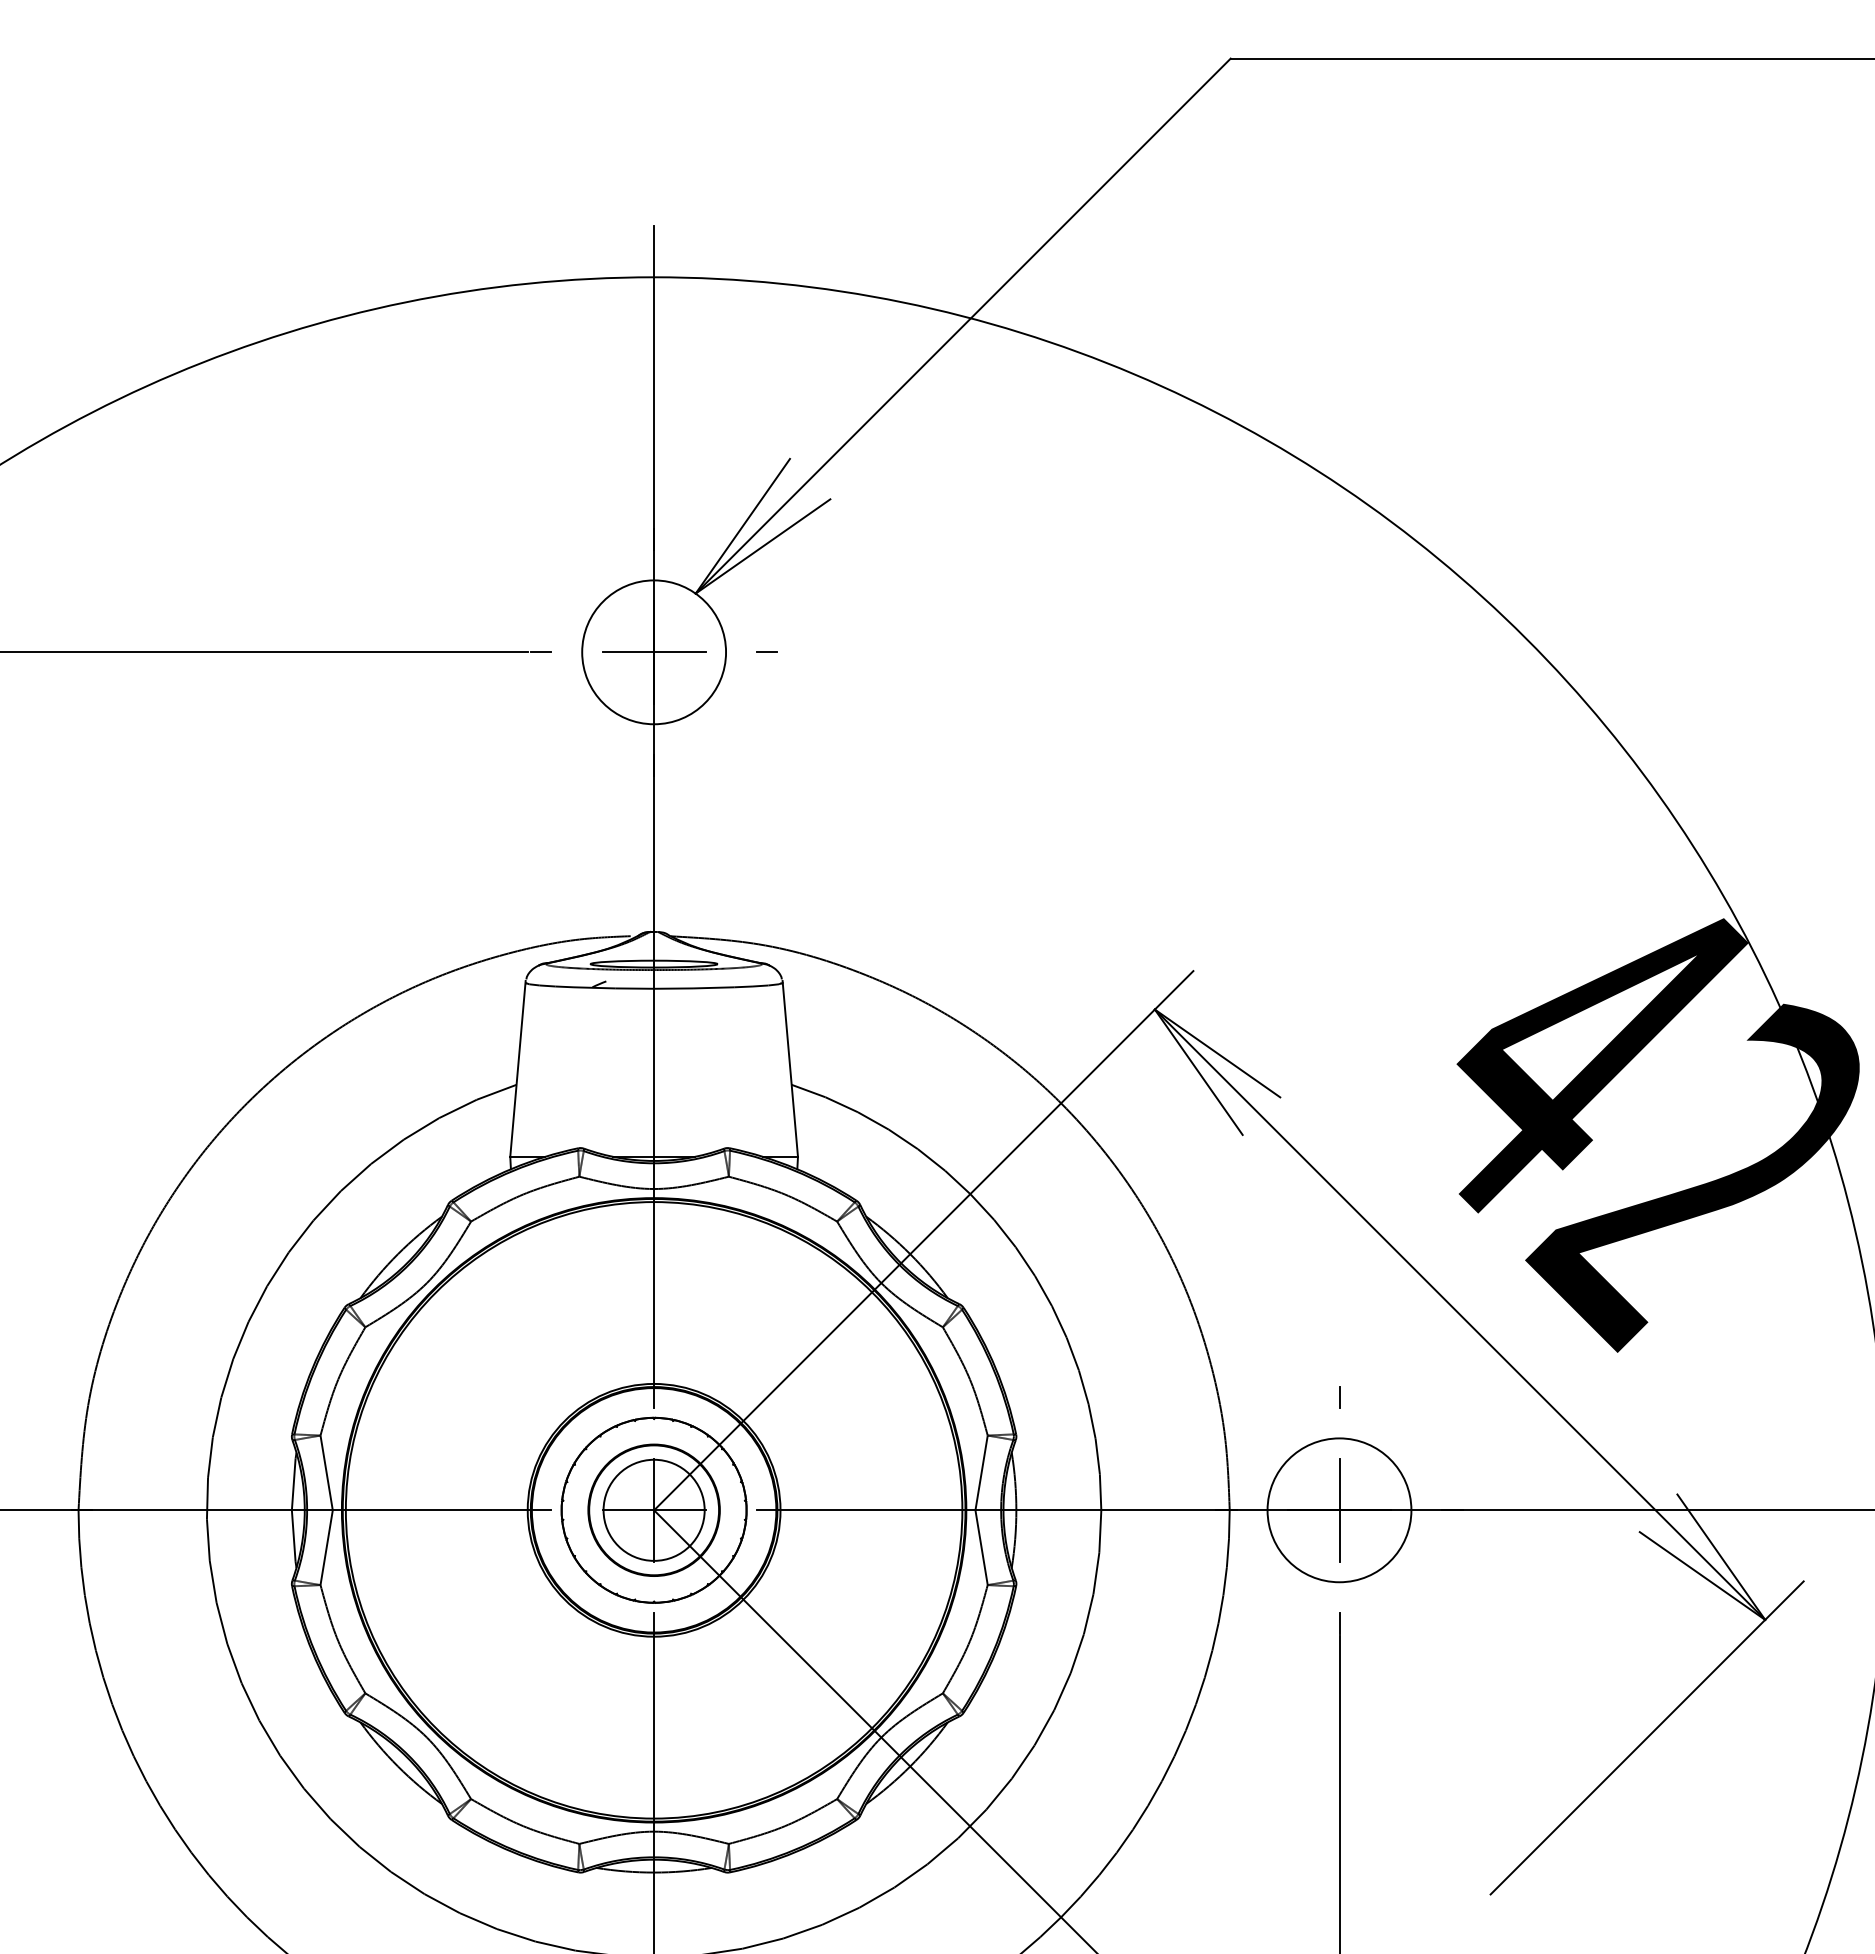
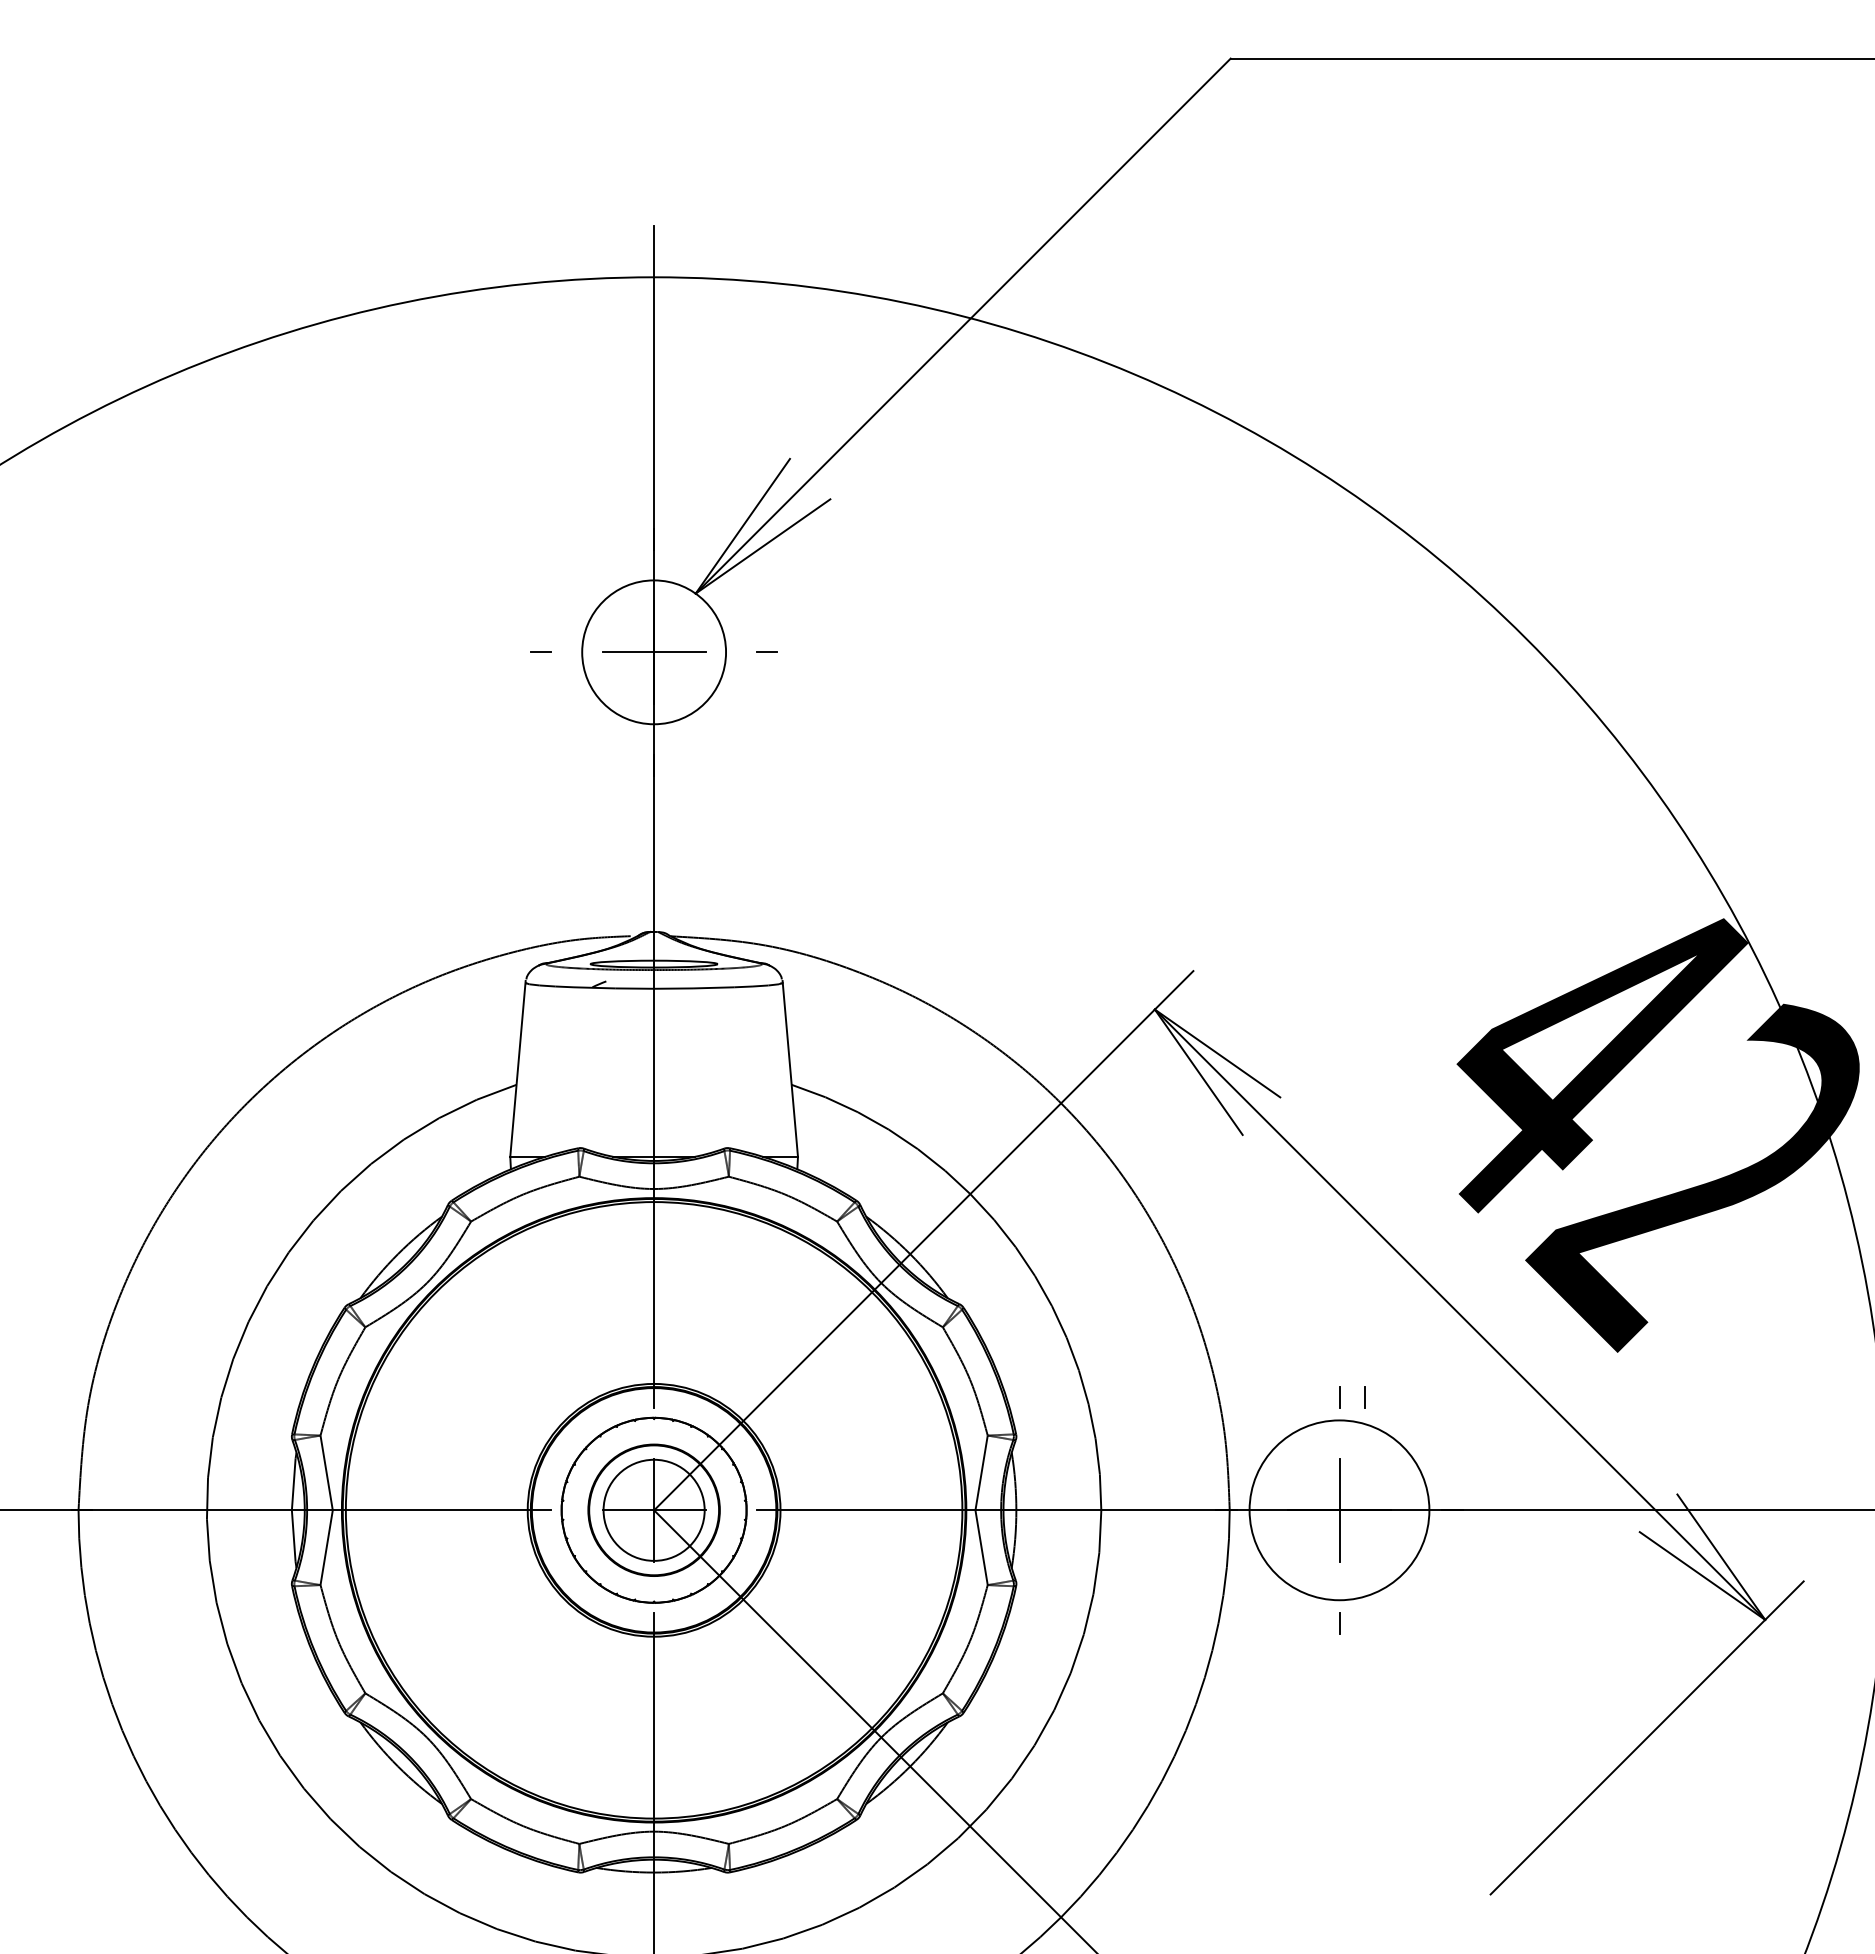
line: present -> none (265, 652)
line: none -> present (1364, 1397)
circle diameter: 144 px -> 180 px (1339, 1510)
line: present -> none (1339, 1793)
